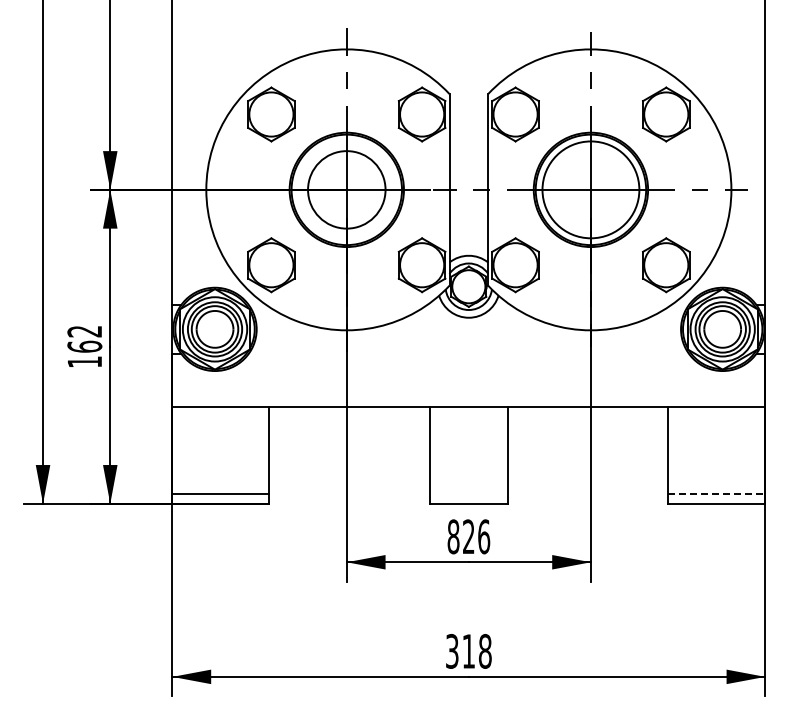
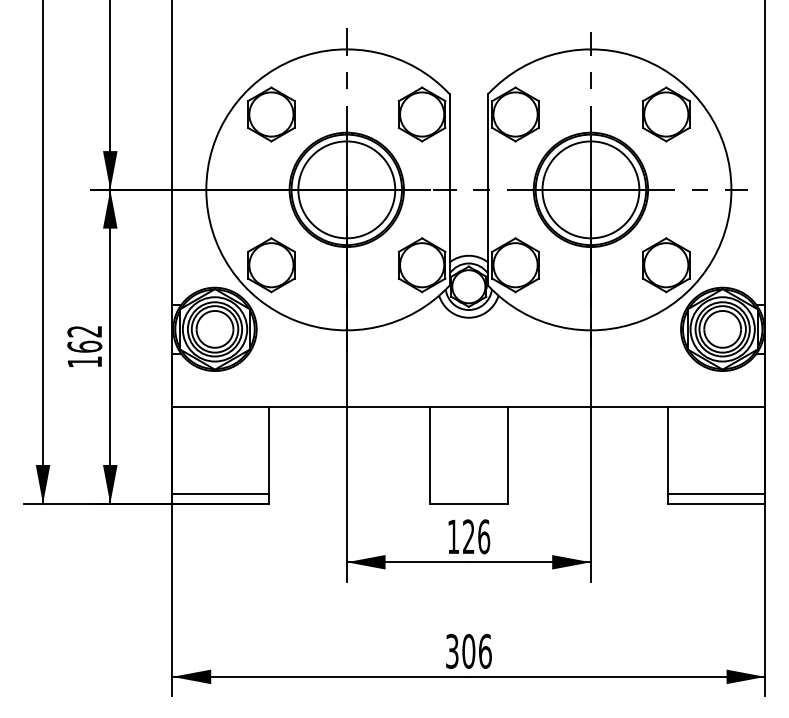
circle diameter: 78 px -> 97 px (346, 189)
line: dashed -> solid (717, 494)
text: 826 -> 126 (453, 536)
text: 318 -> 306 (476, 651)
